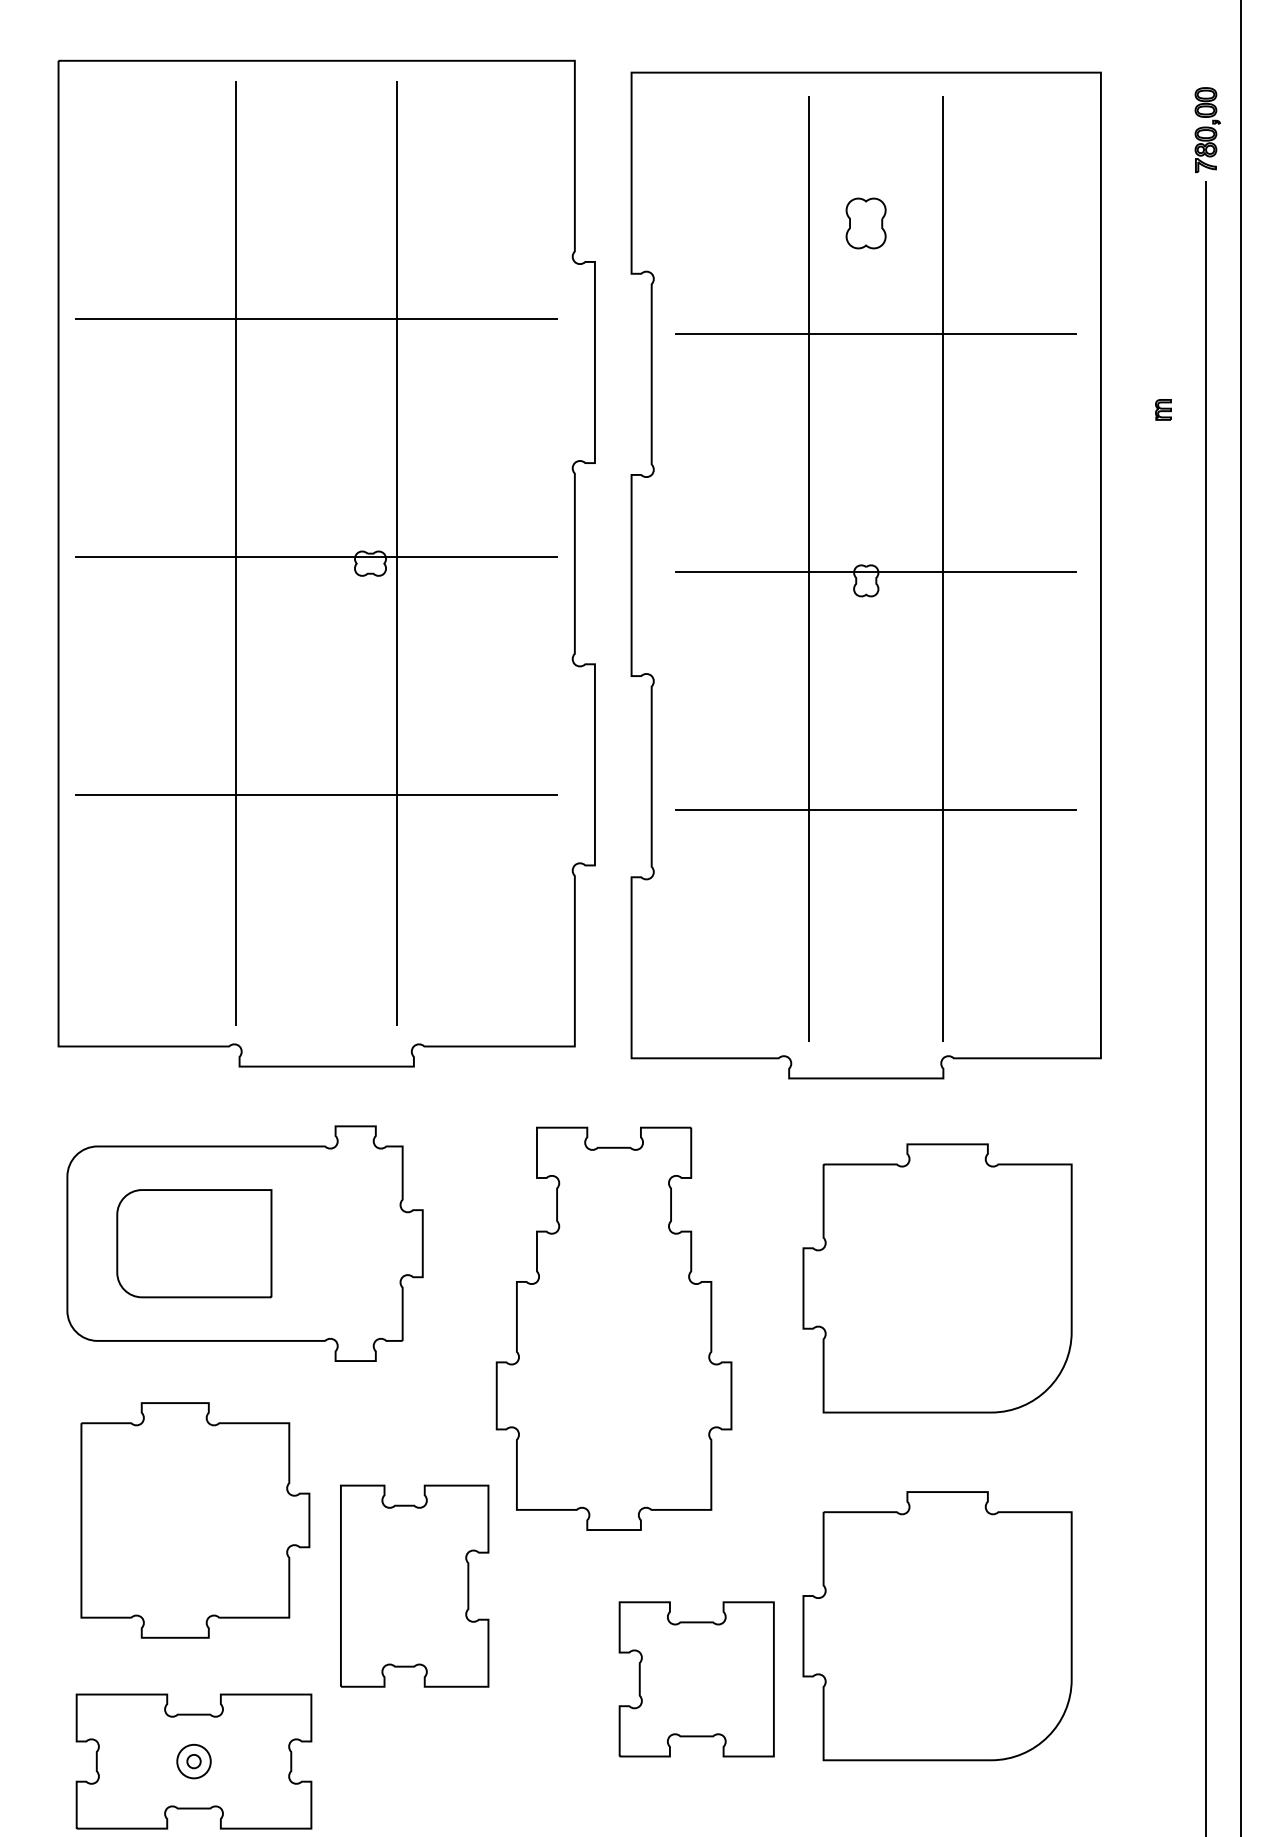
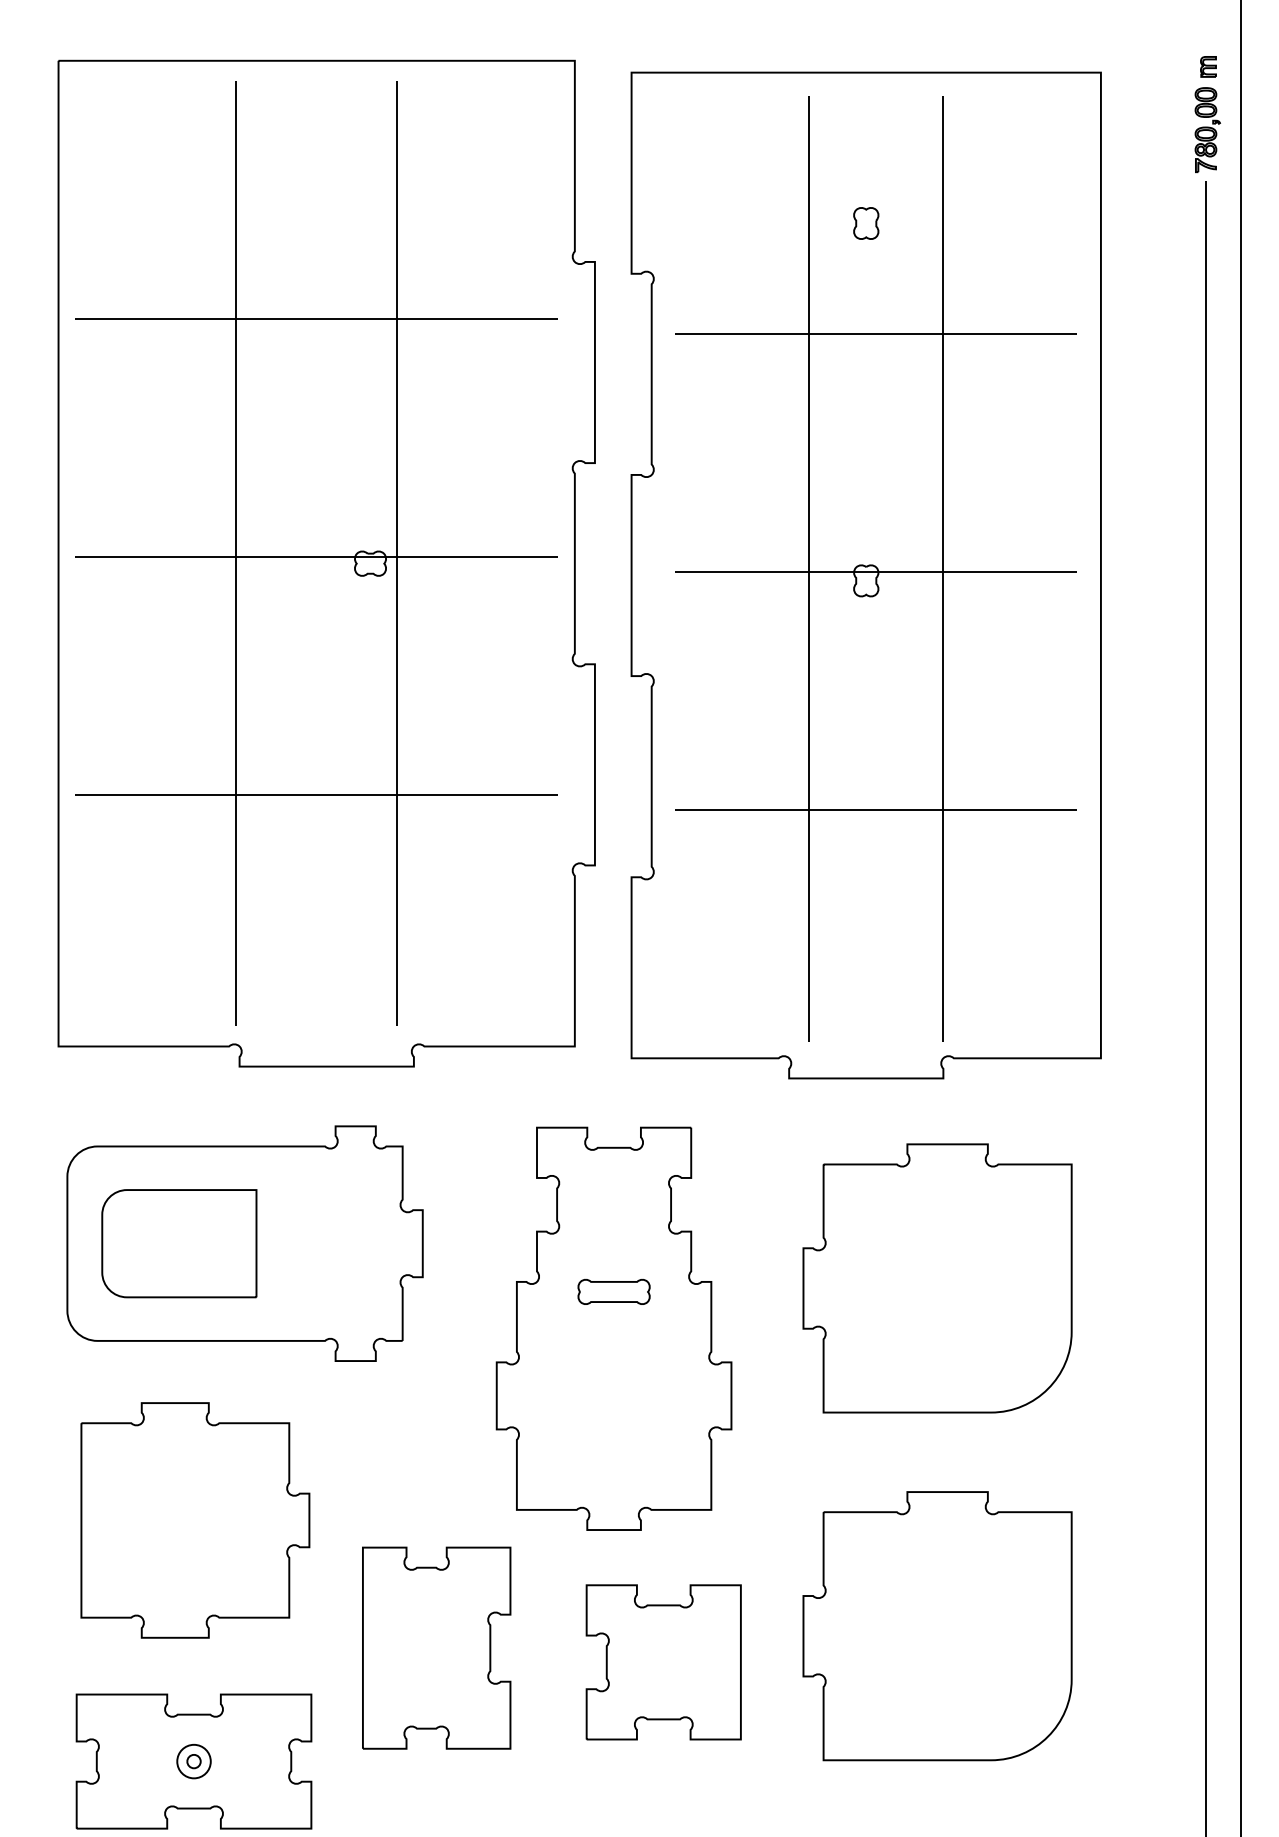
part size: 42x53 px -> 27x33 px (866, 223)
part position: (1163, 409) -> (1208, 66) (1208, 66)
part position: (194, 1243) -> (179, 1243) (179, 1243)
part: none -> present (613, 1291)
part position: (414, 1585) -> (436, 1647) (436, 1647)
part position: (696, 1679) -> (663, 1662) (663, 1662)
